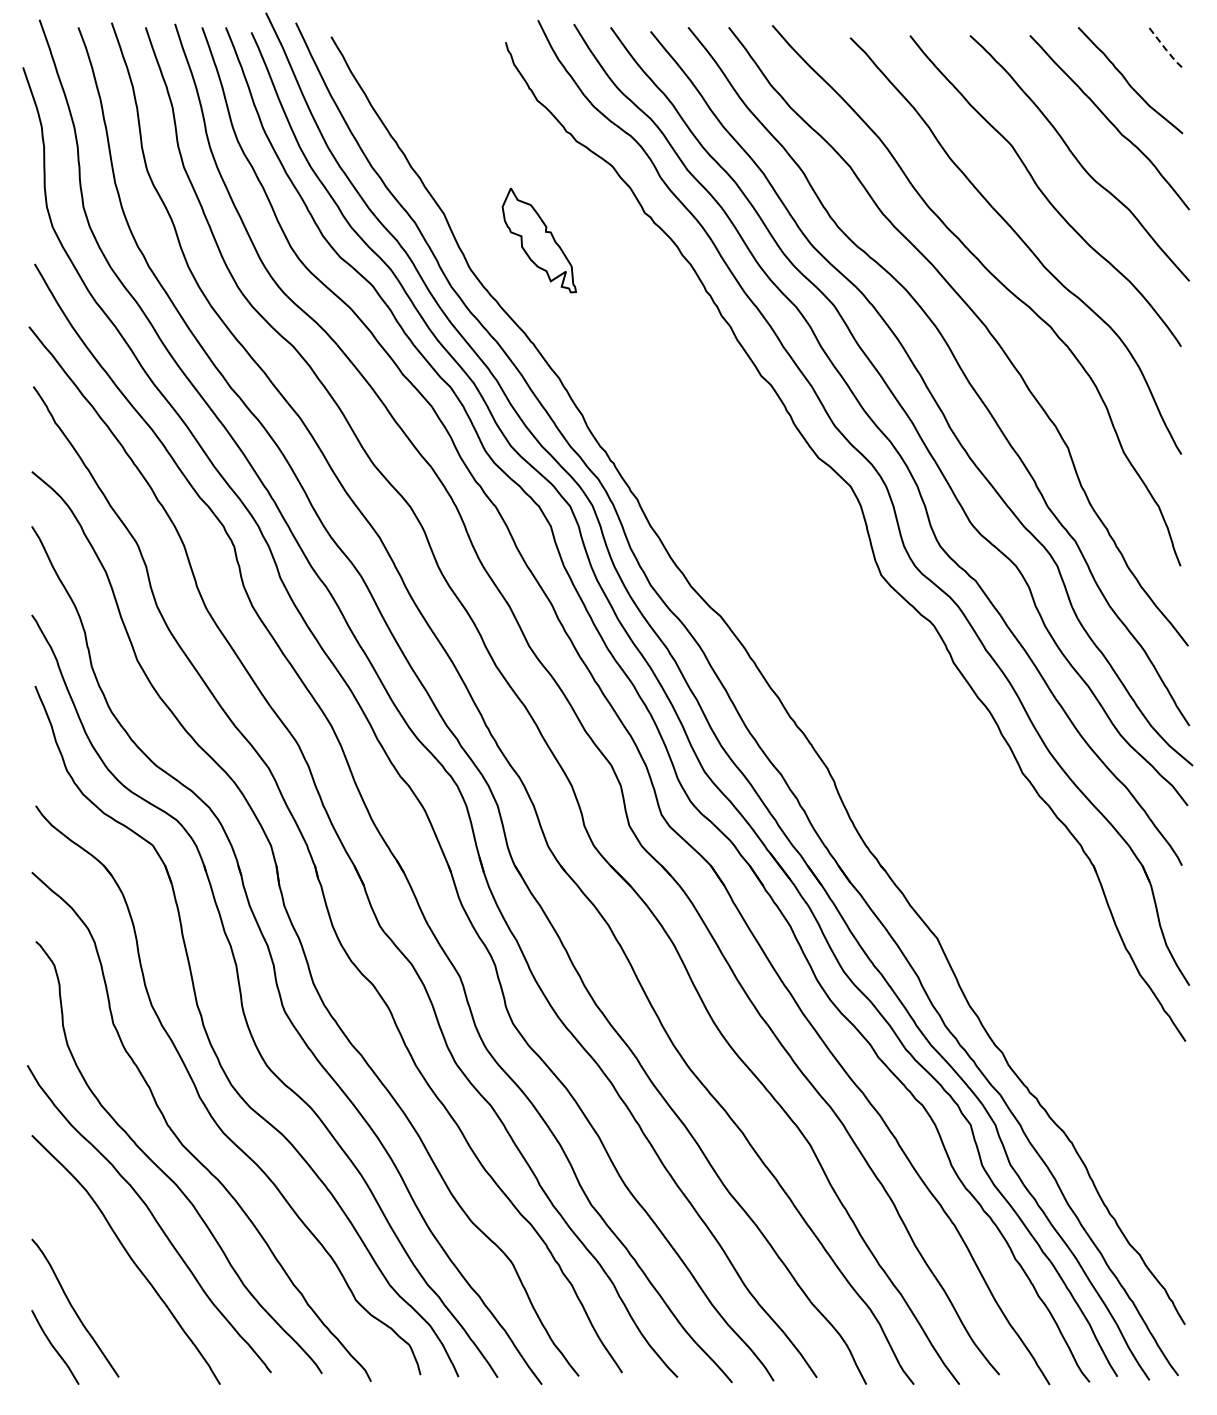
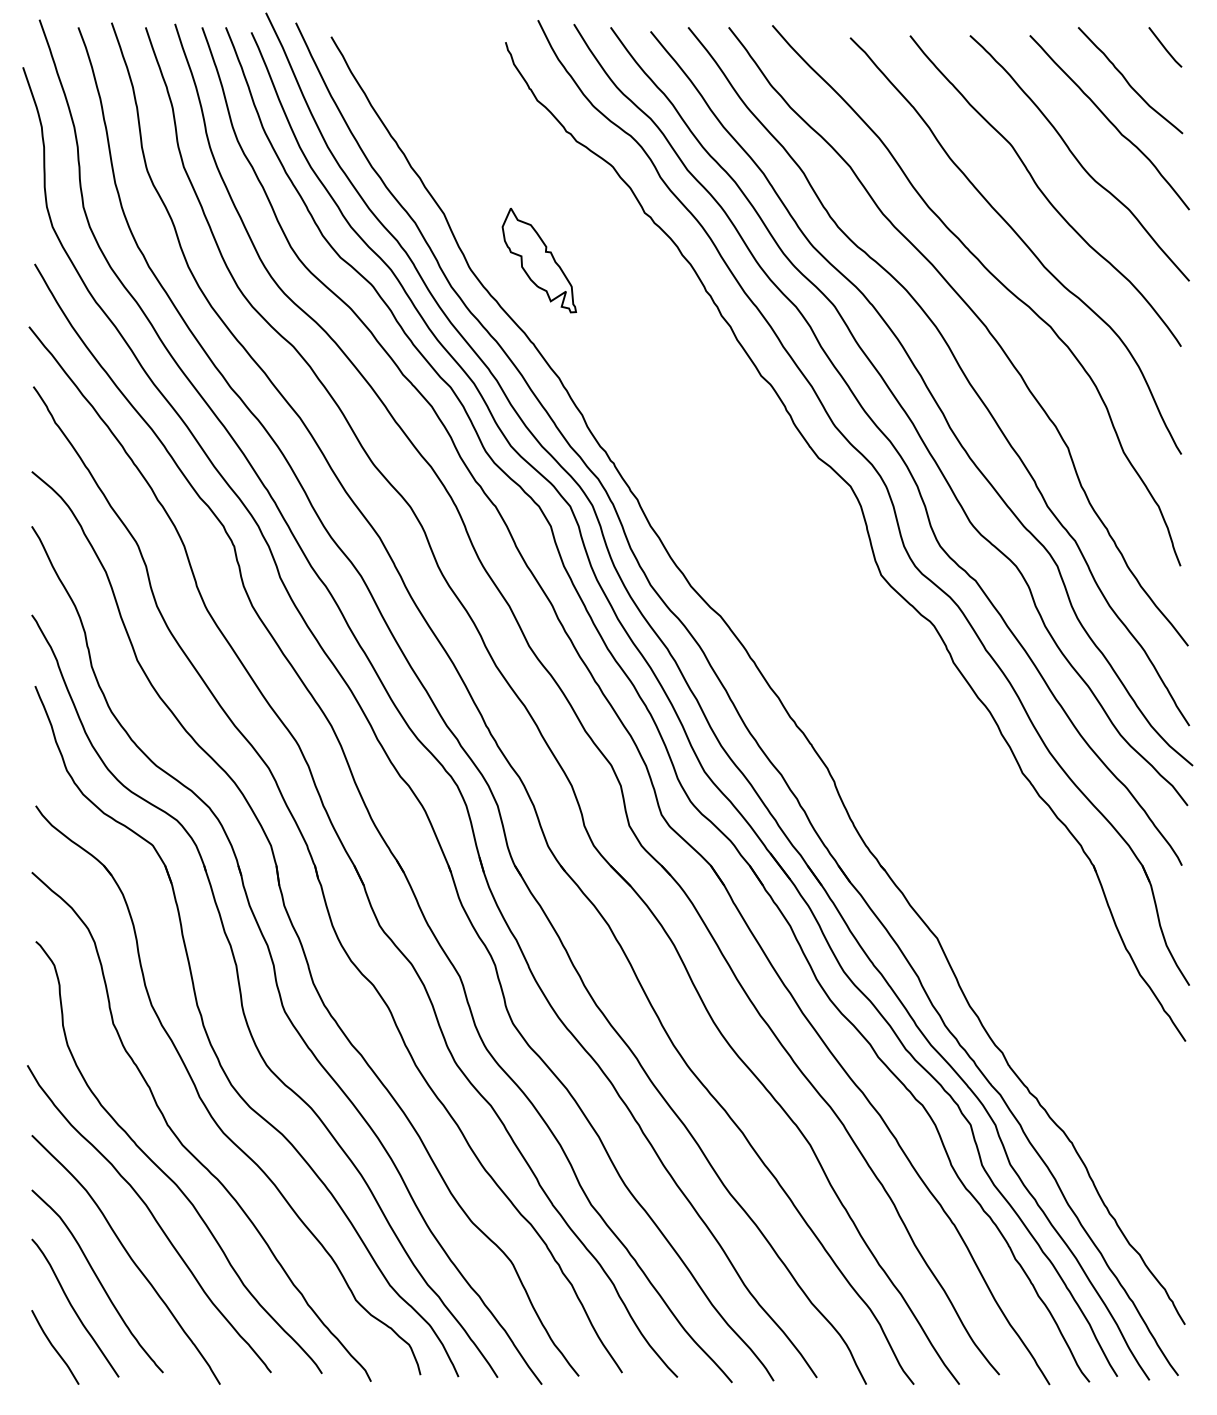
line: dashed -> solid (1165, 48)
part position: (539, 240) -> (539, 260) (539, 260)
curve: none -> present (97, 1280)
